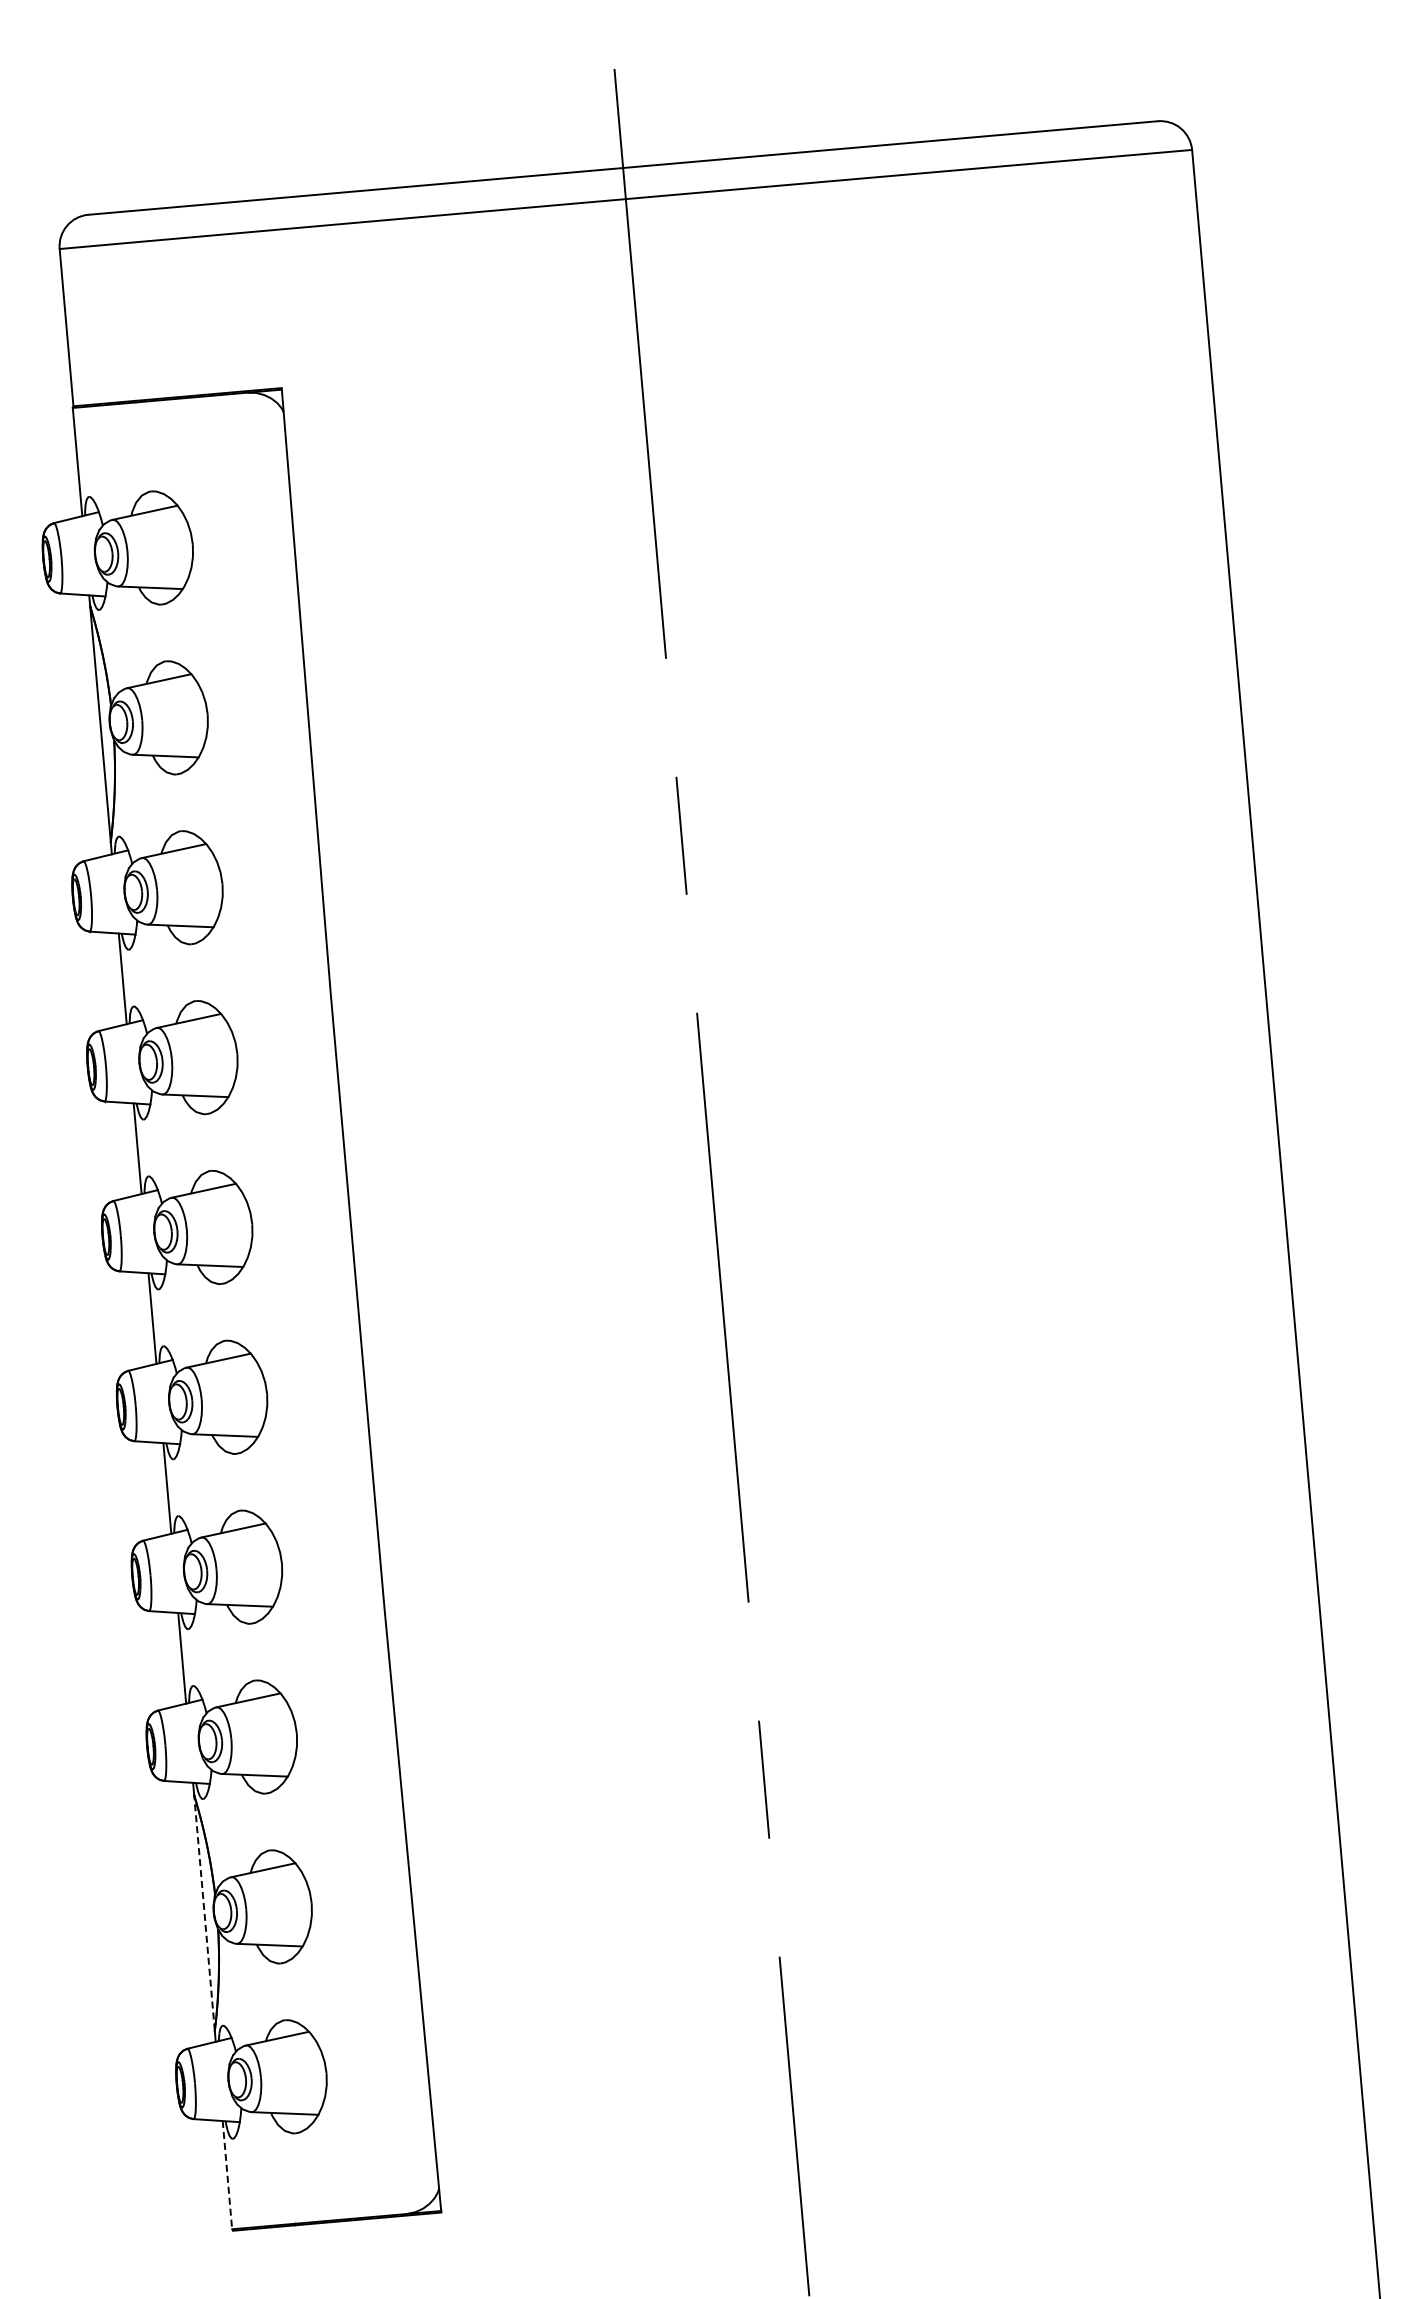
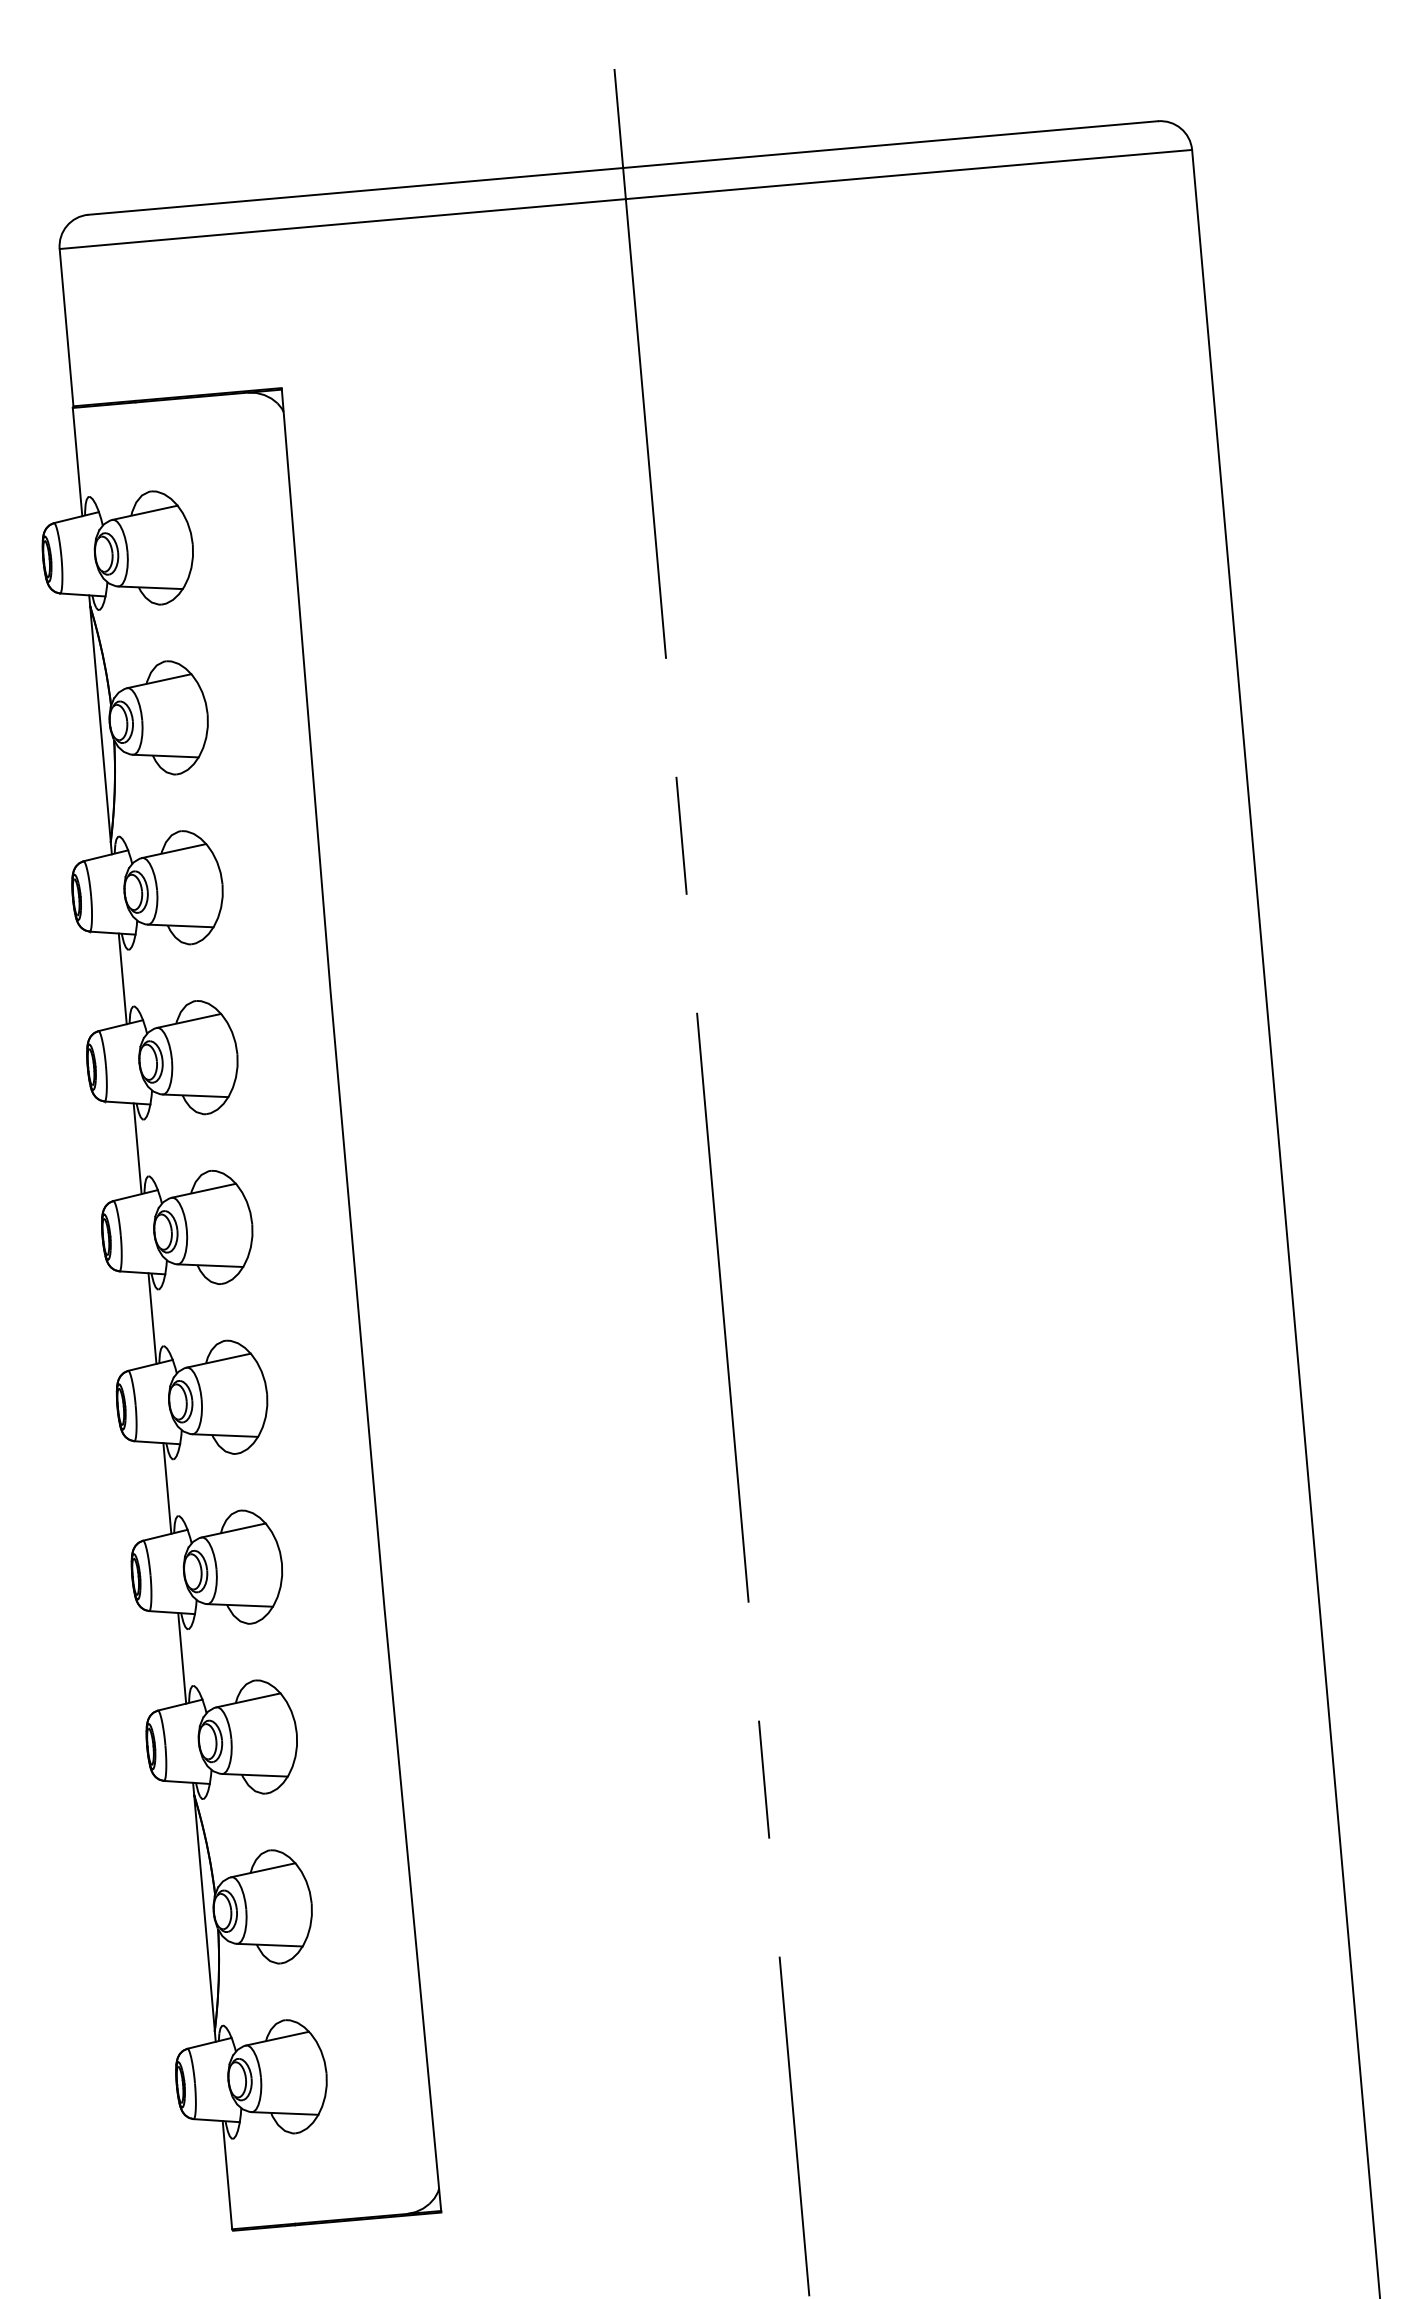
line: dashed -> solid (204, 1913)
line: dashed -> solid (227, 2175)
